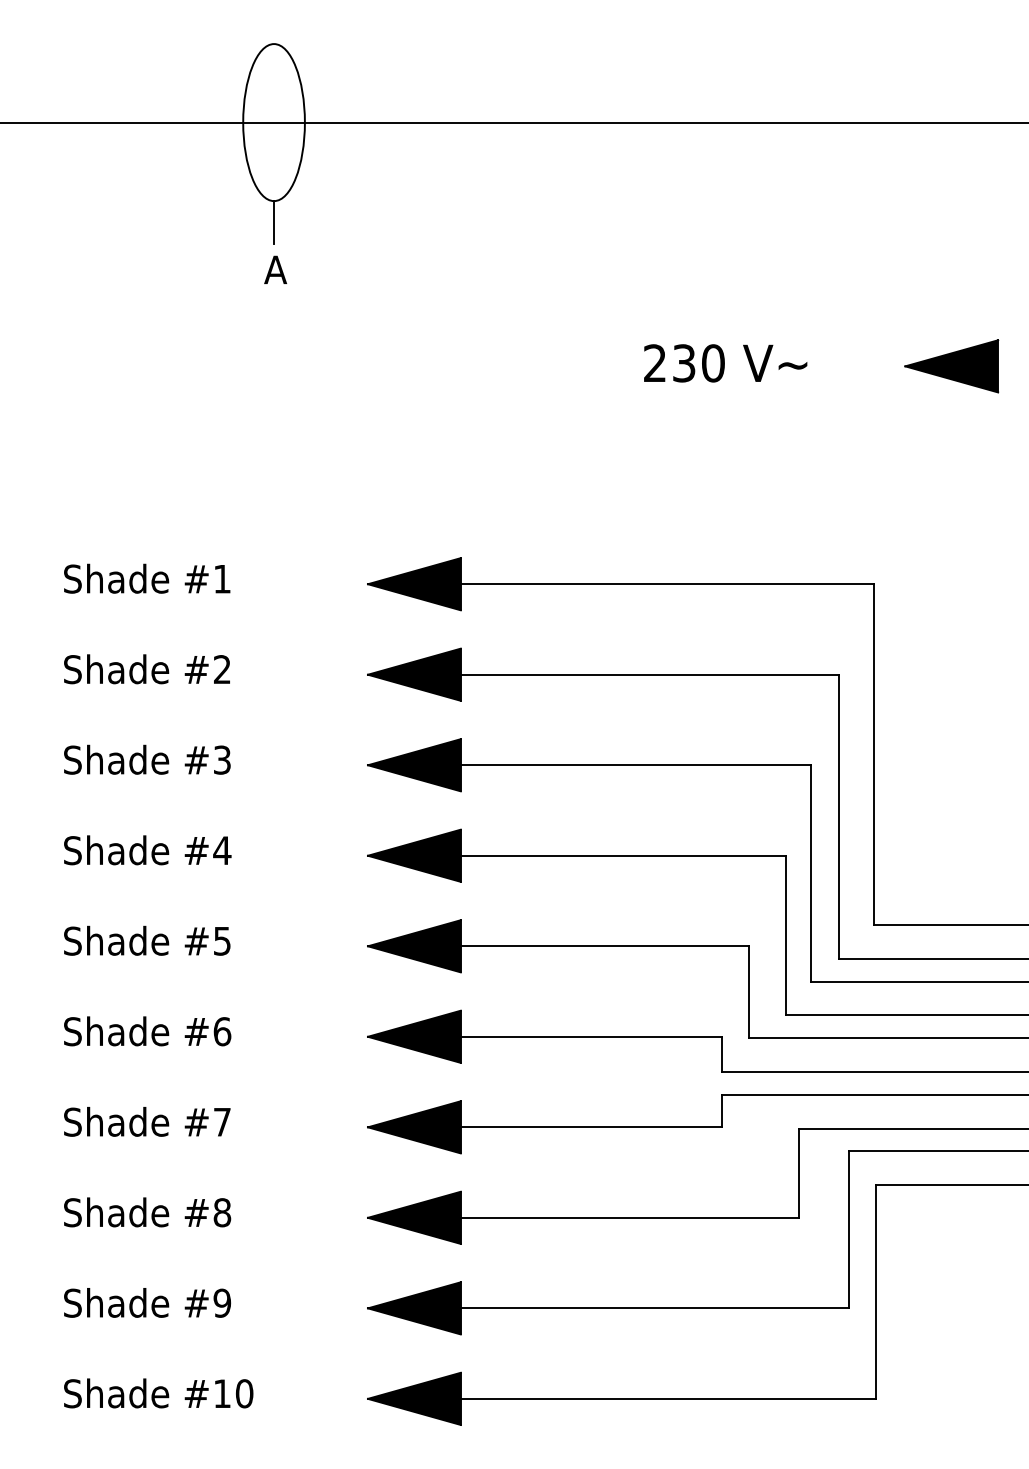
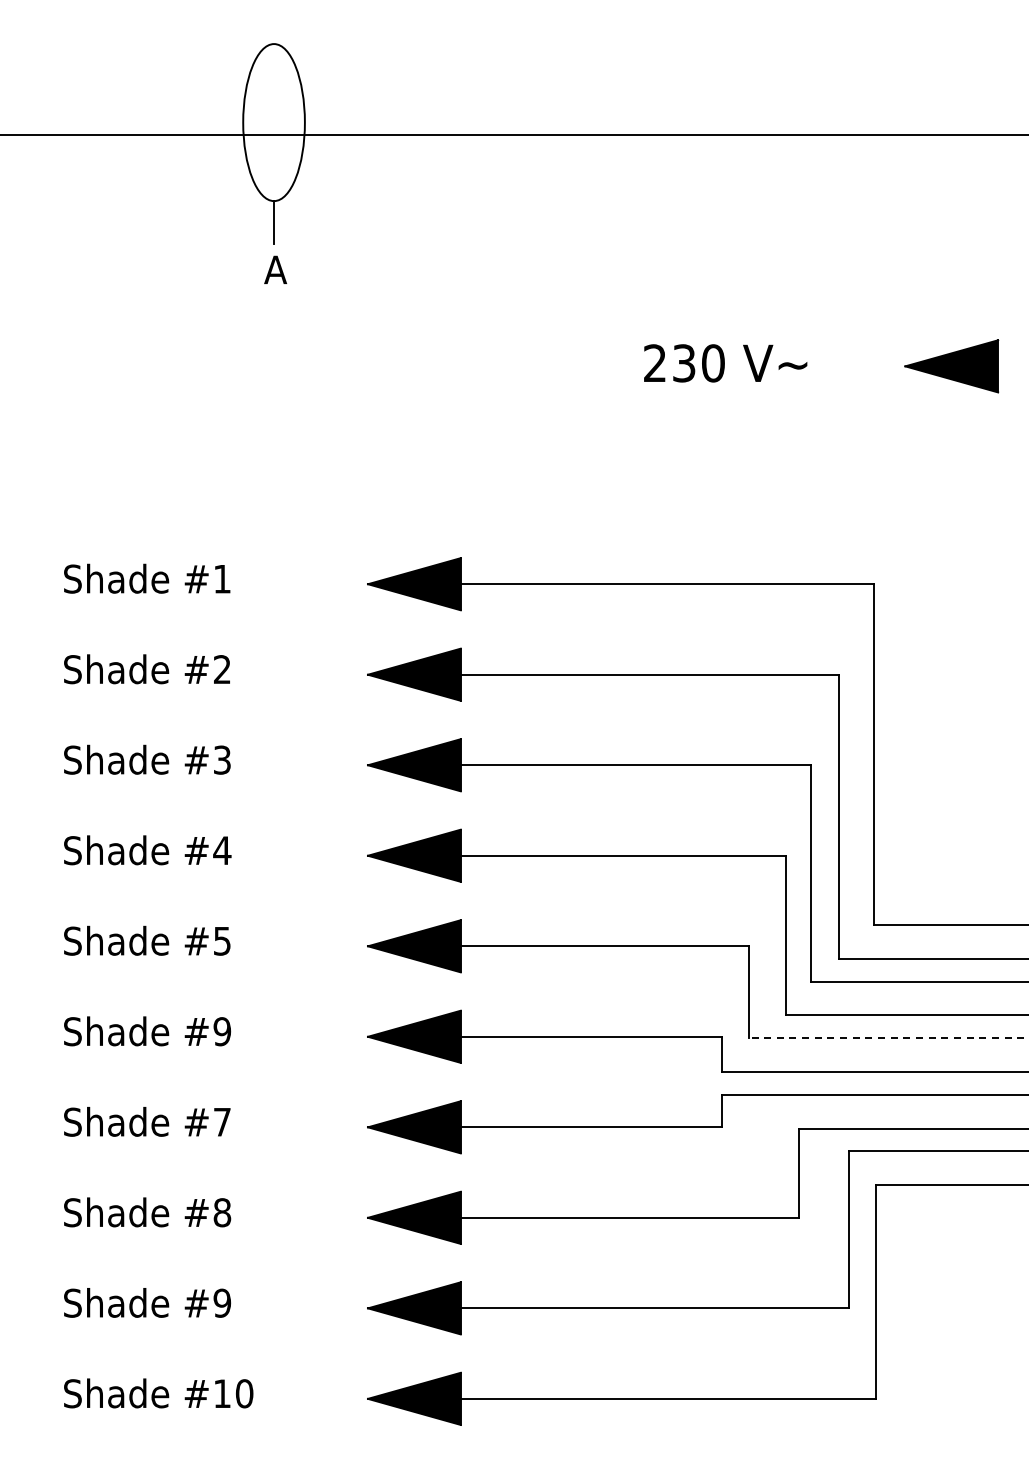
line position: (513, 122) -> (513, 134) (513, 134)
text: #6 -> #9 (222, 1031)
line: solid -> dashed (888, 1038)
